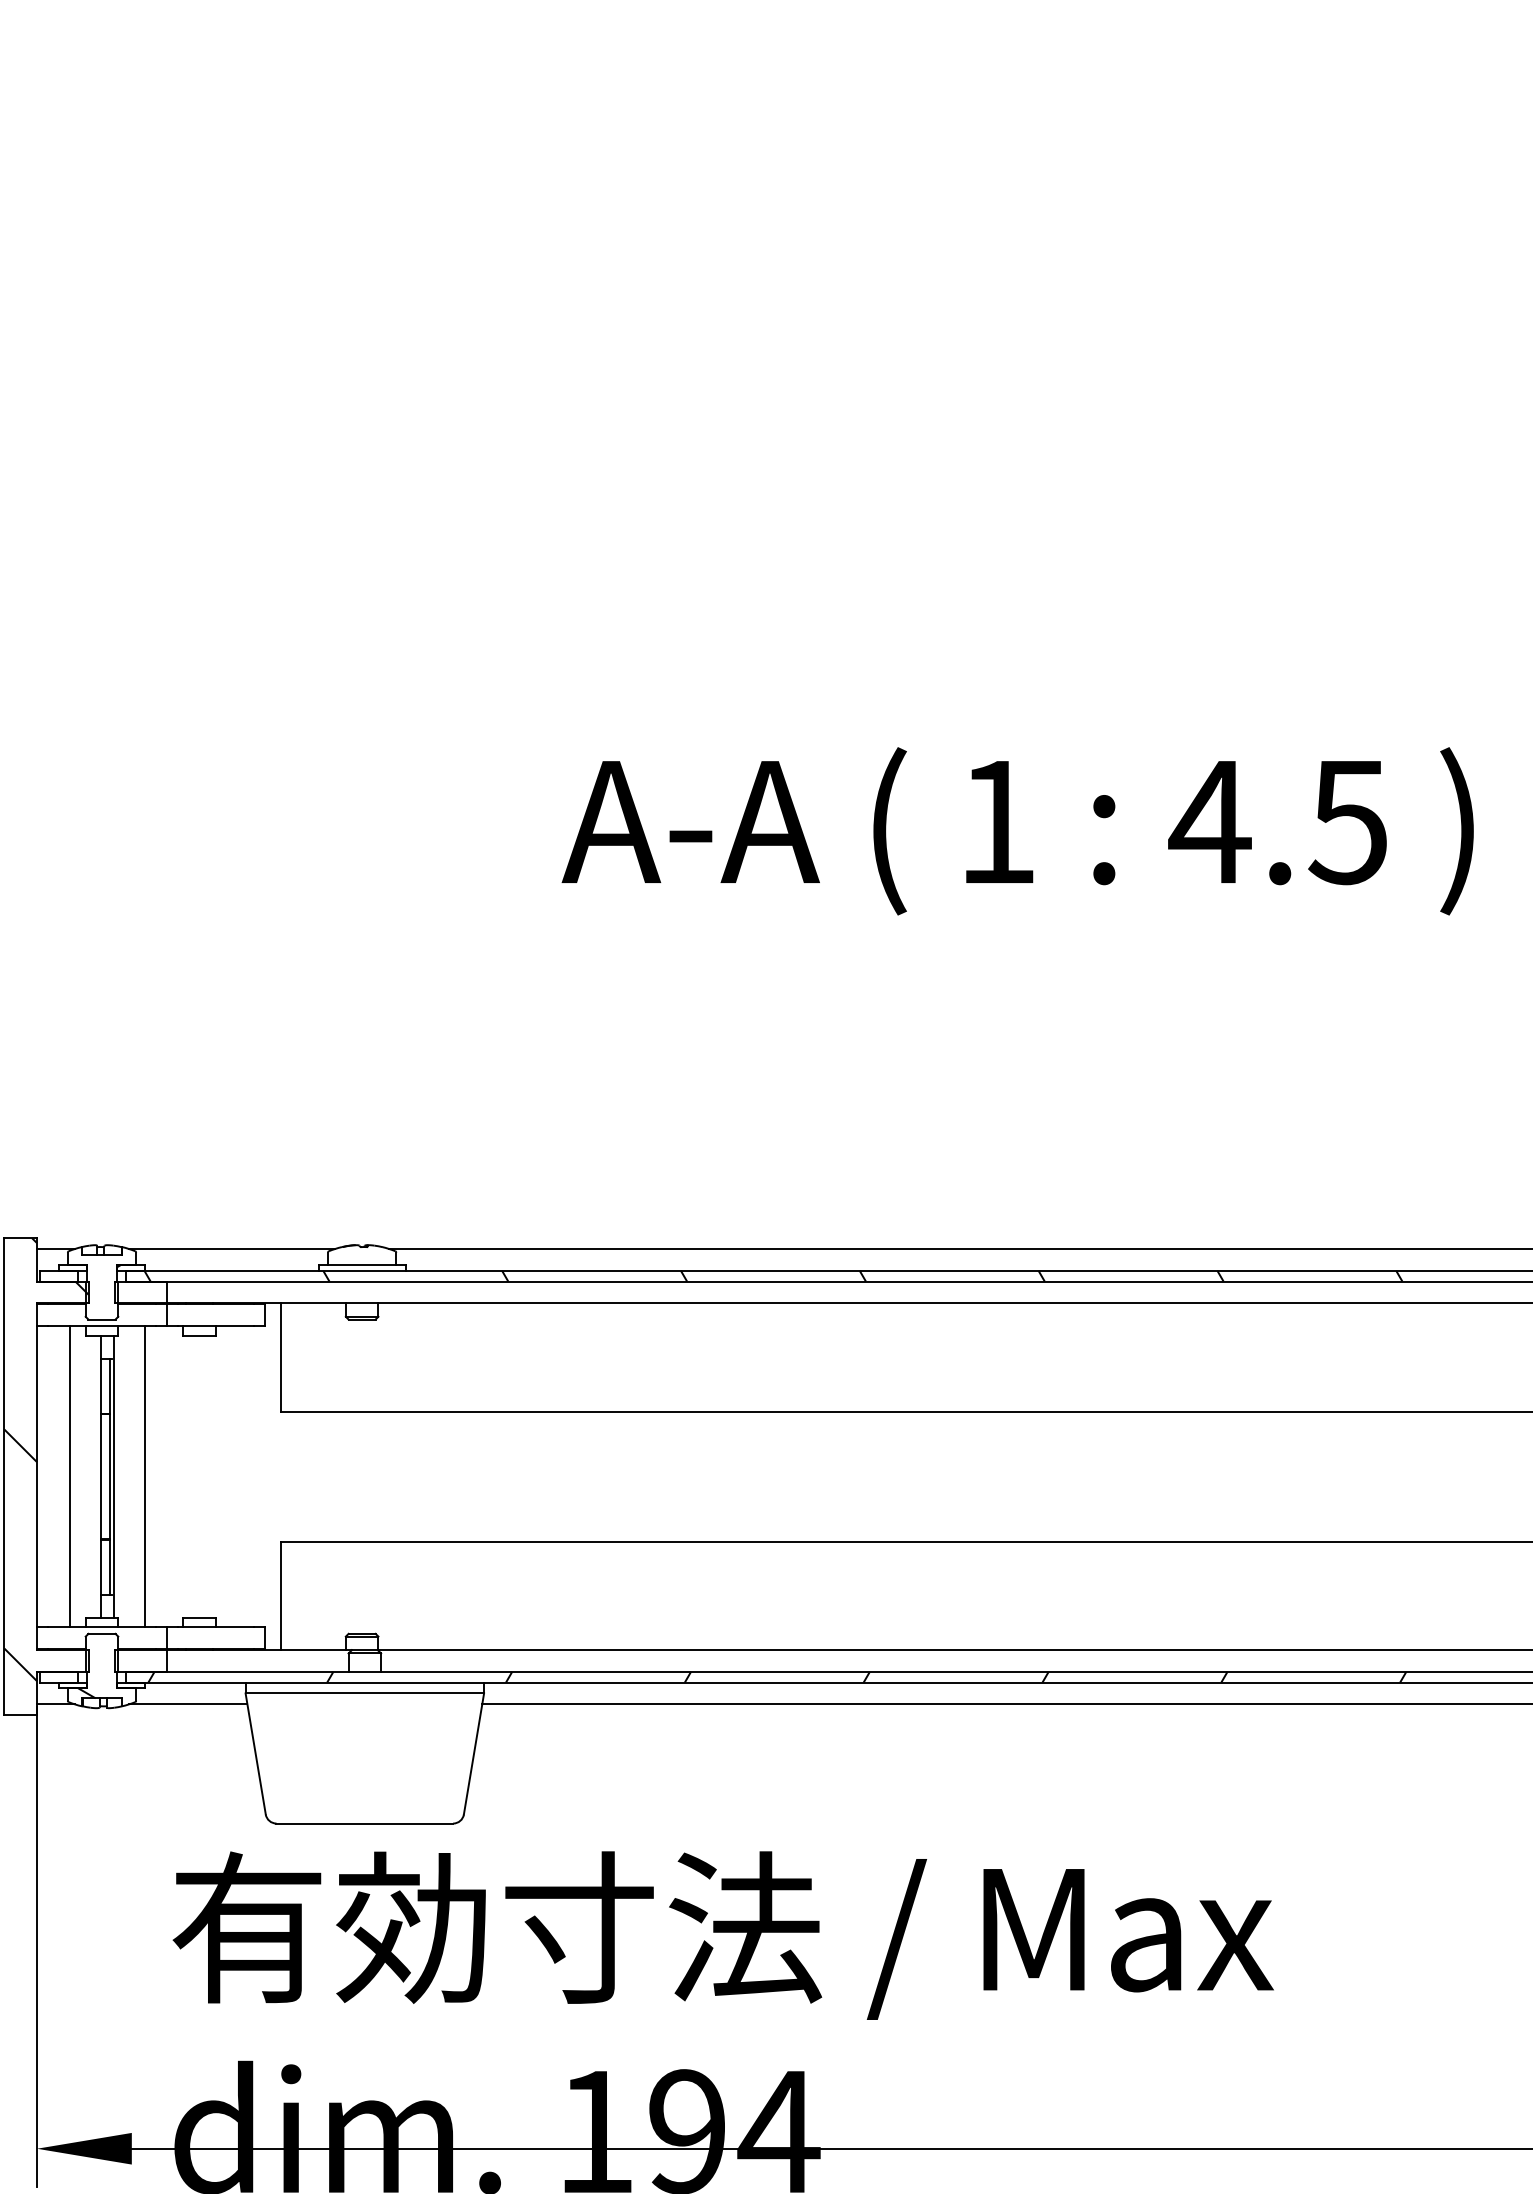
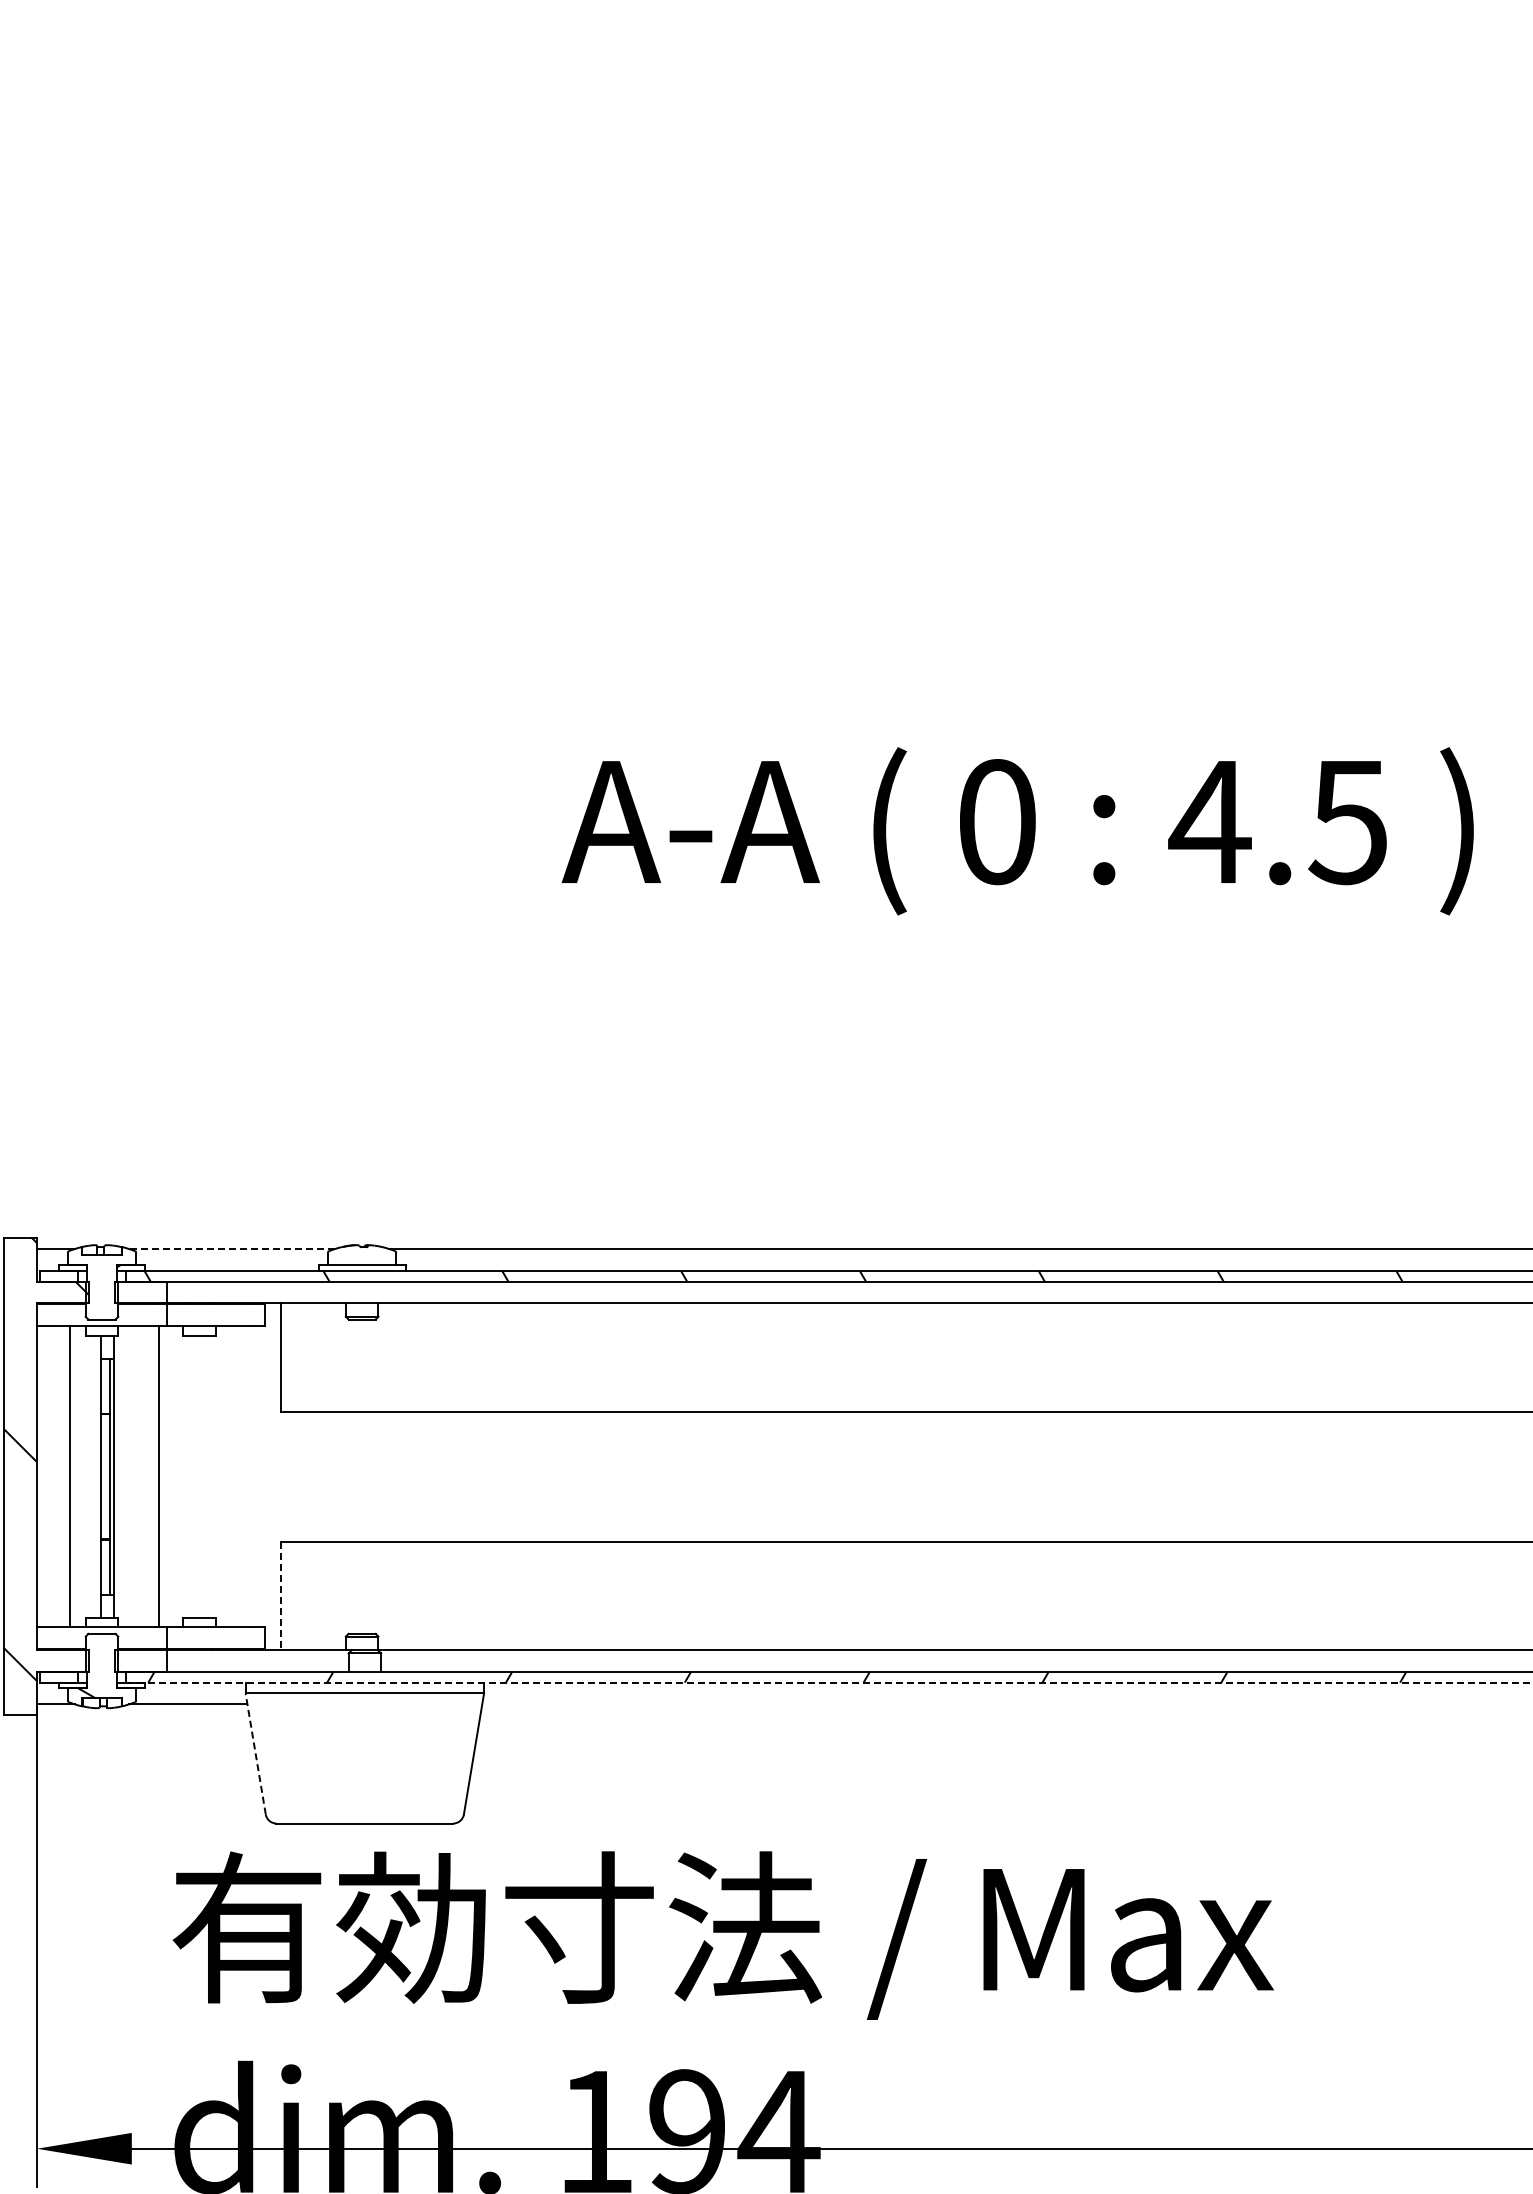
text: 1 -> 0 (997, 822)
line: solid -> dashed (232, 1249)
line position: (145, 1476) -> (159, 1476) (159, 1476)
line: solid -> dashed (280, 1596)
line: solid -> dashed (829, 1682)
line: present -> none (1005, 1704)
line: solid -> dashed (255, 1753)
